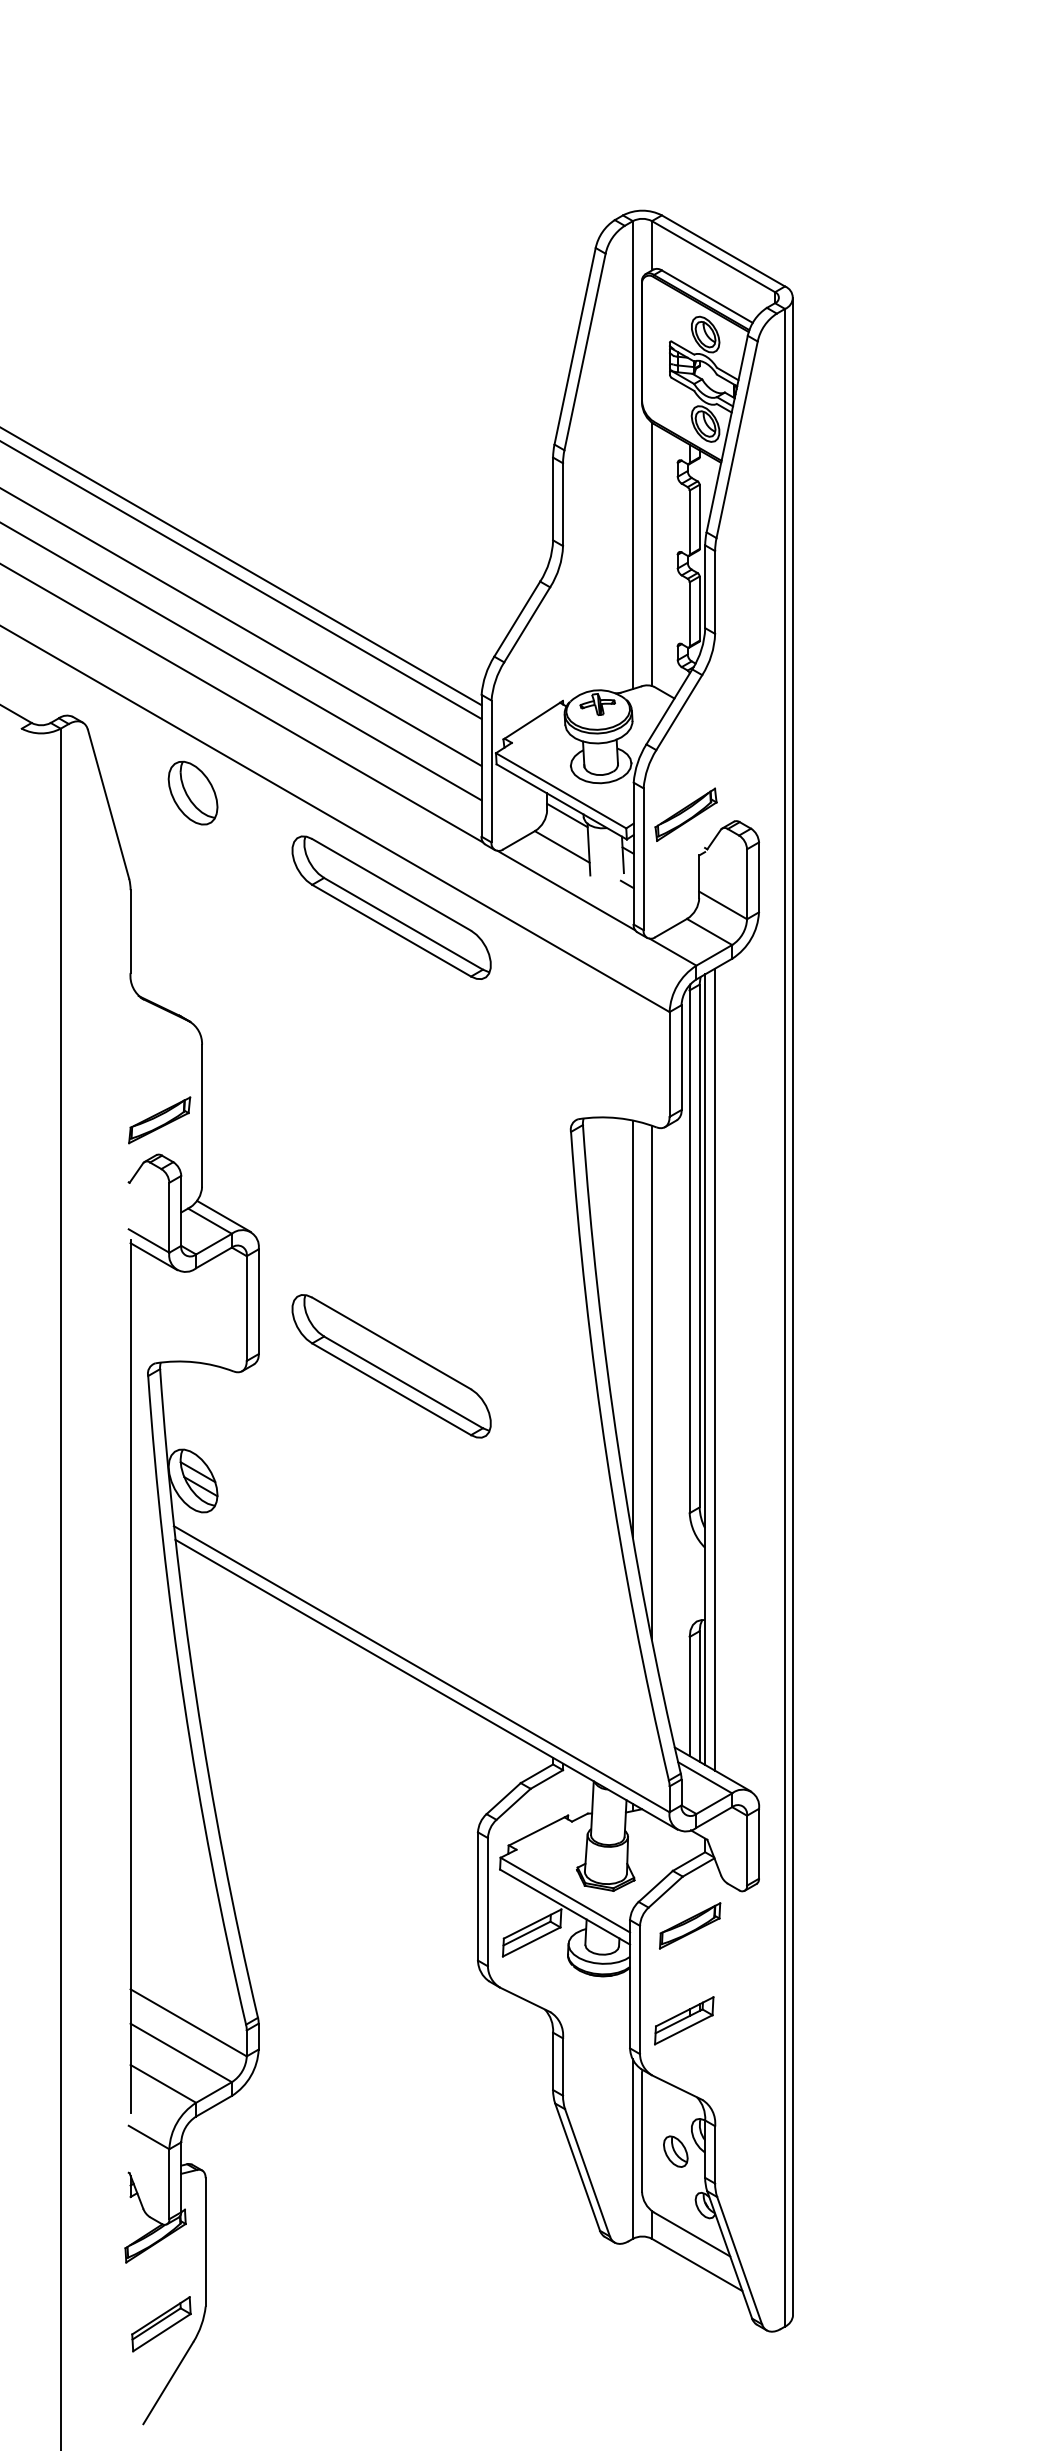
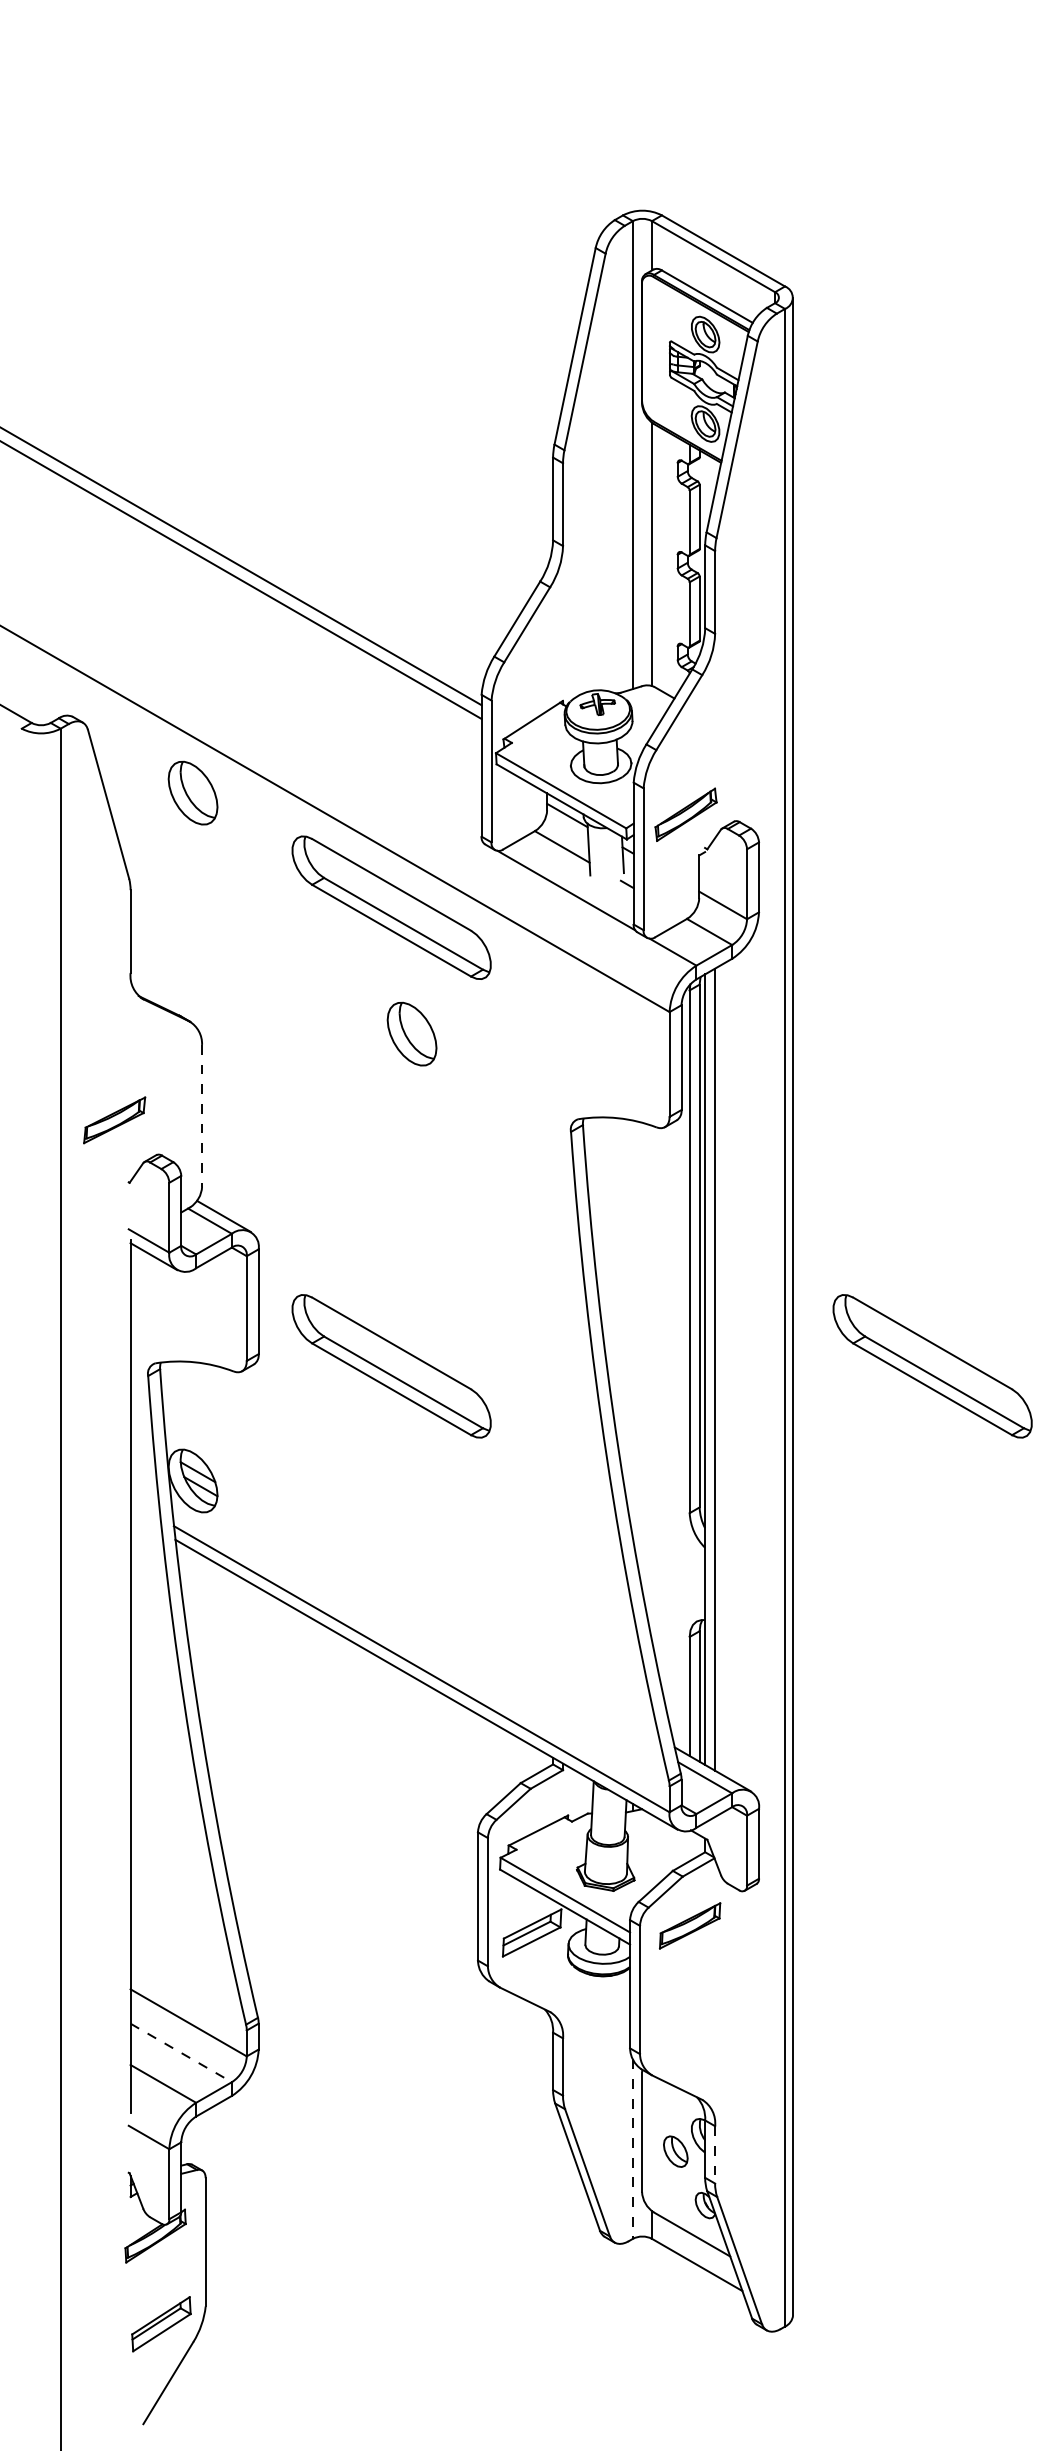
line: present -> none (241, 627)
line: present -> none (241, 661)
line: present -> none (242, 703)
part: none -> present (411, 1033)
line: solid -> dashed (202, 1115)
part position: (159, 1120) -> (114, 1120) (114, 1120)
line: present -> none (632, 1328)
part: none -> present (932, 1366)
line: present -> none (651, 1382)
part: present -> none (684, 2020)
line: solid -> dashed (181, 2053)
line: solid -> dashed (632, 2149)
line: solid -> dashed (715, 2154)
